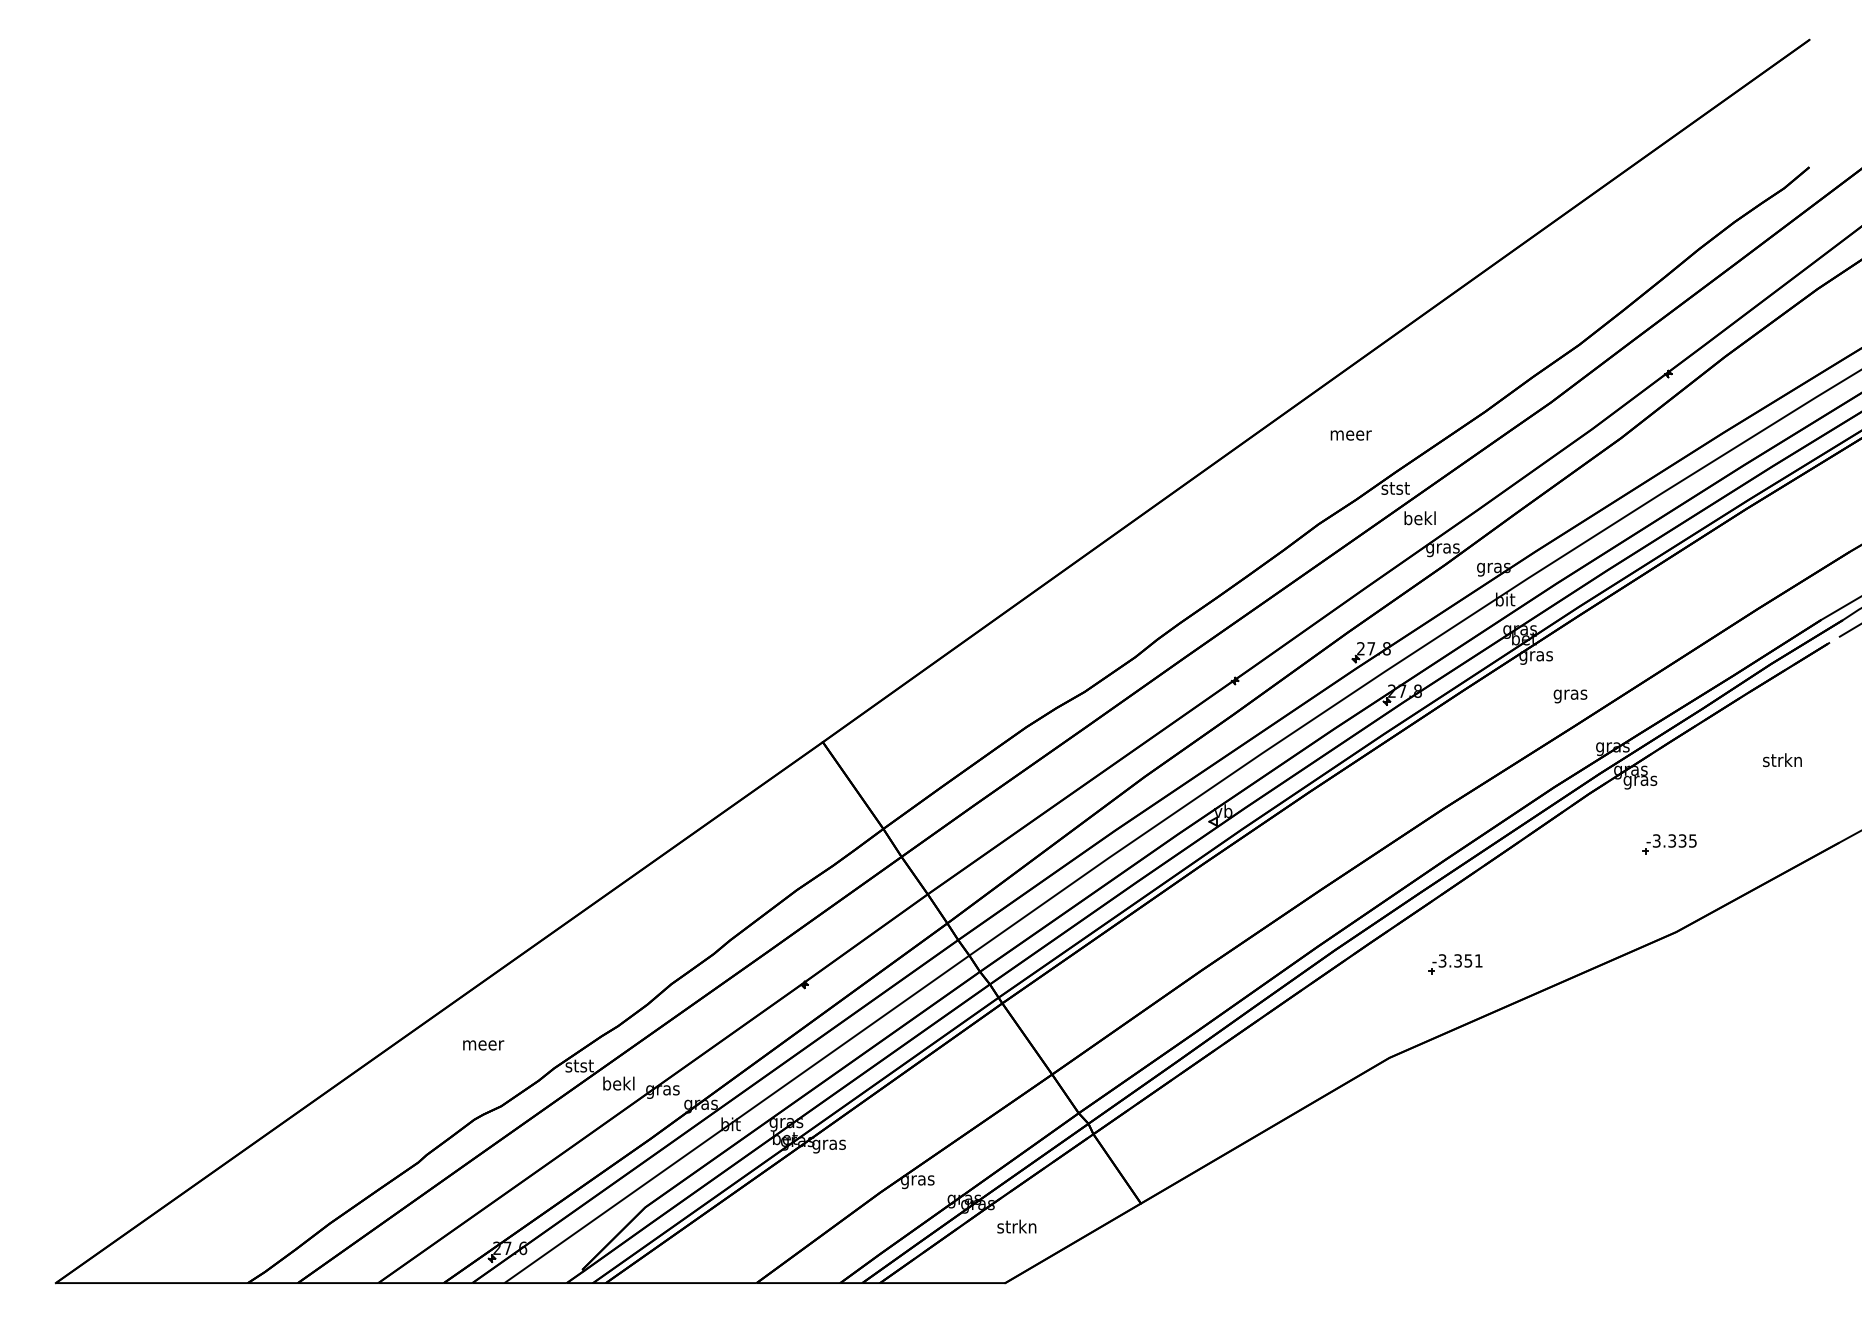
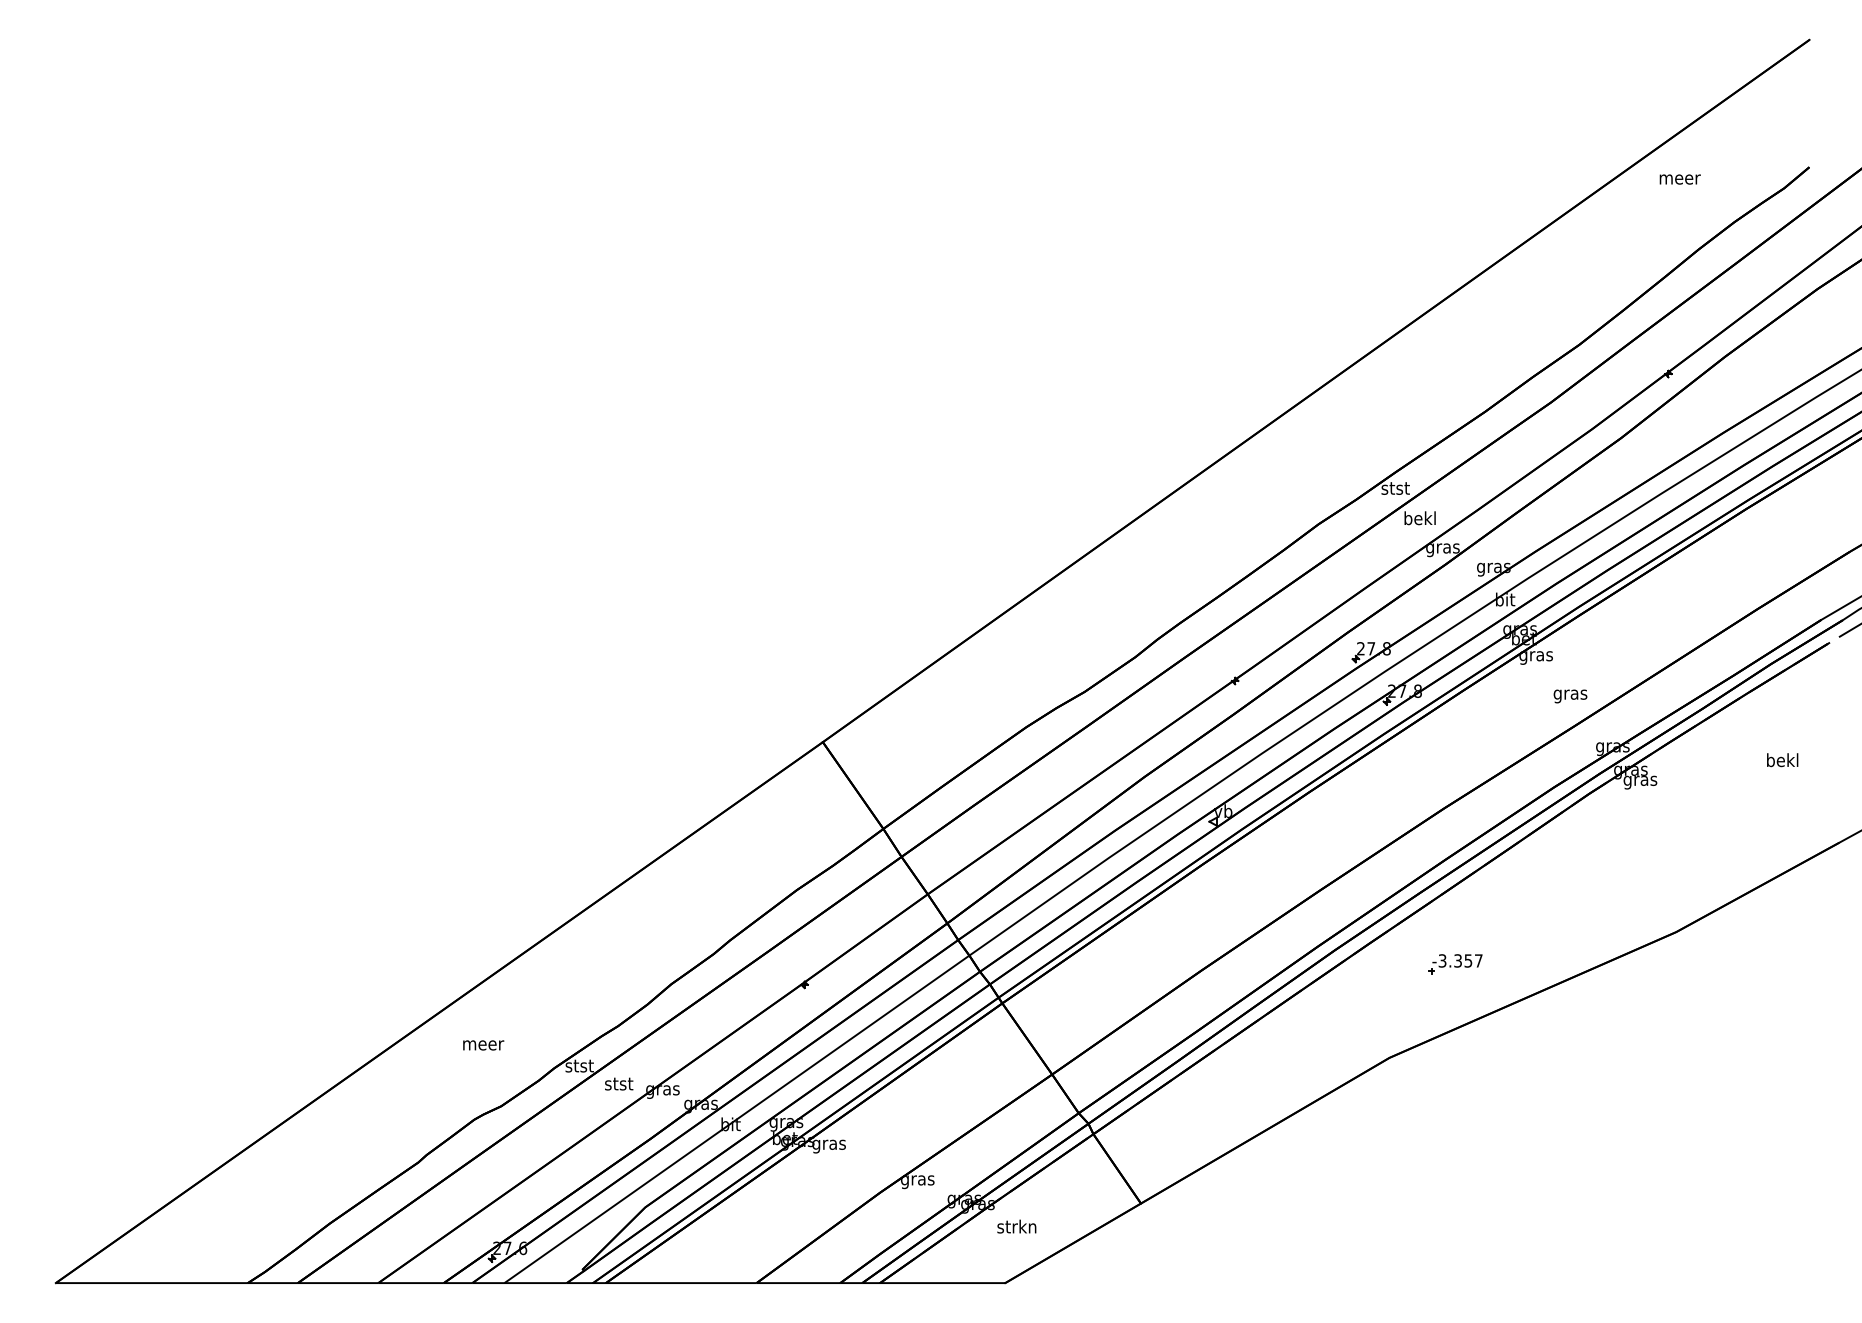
text position: (1350, 435) -> (1679, 179) (1679, 179)
text: strkn -> bekl (1782, 760)
part: present -> none (1669, 844)
text: -3.351 -> -3.357 (1478, 960)
text: bekl -> stst (618, 1083)
